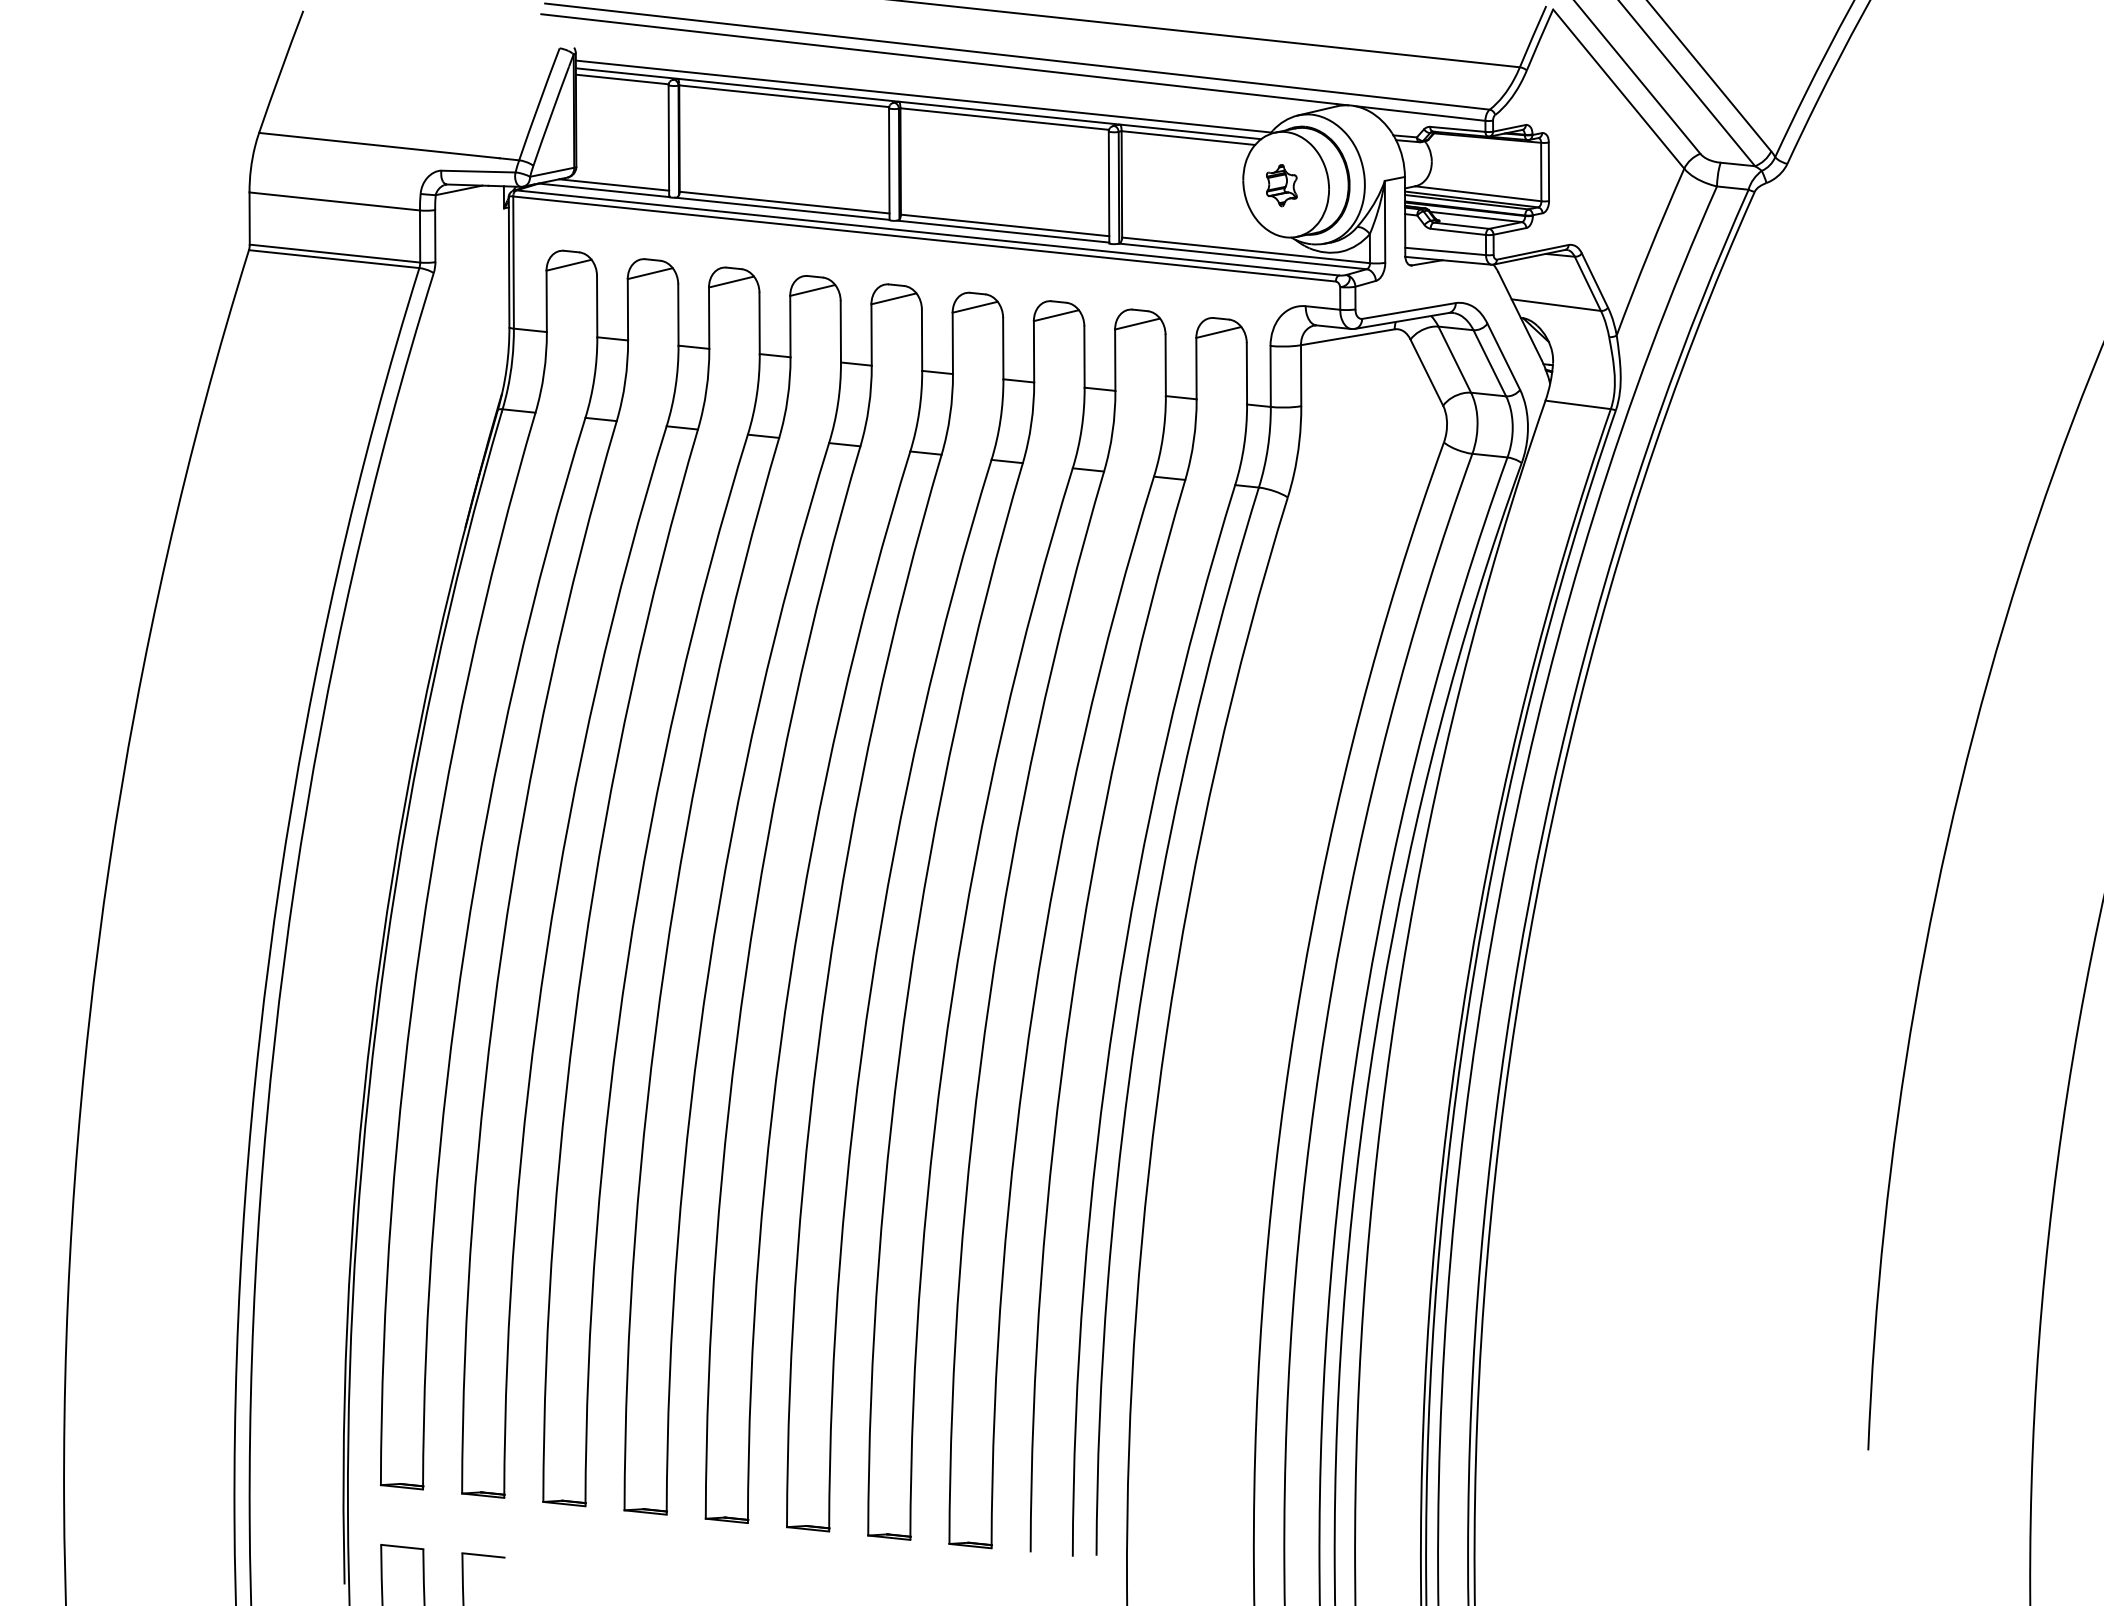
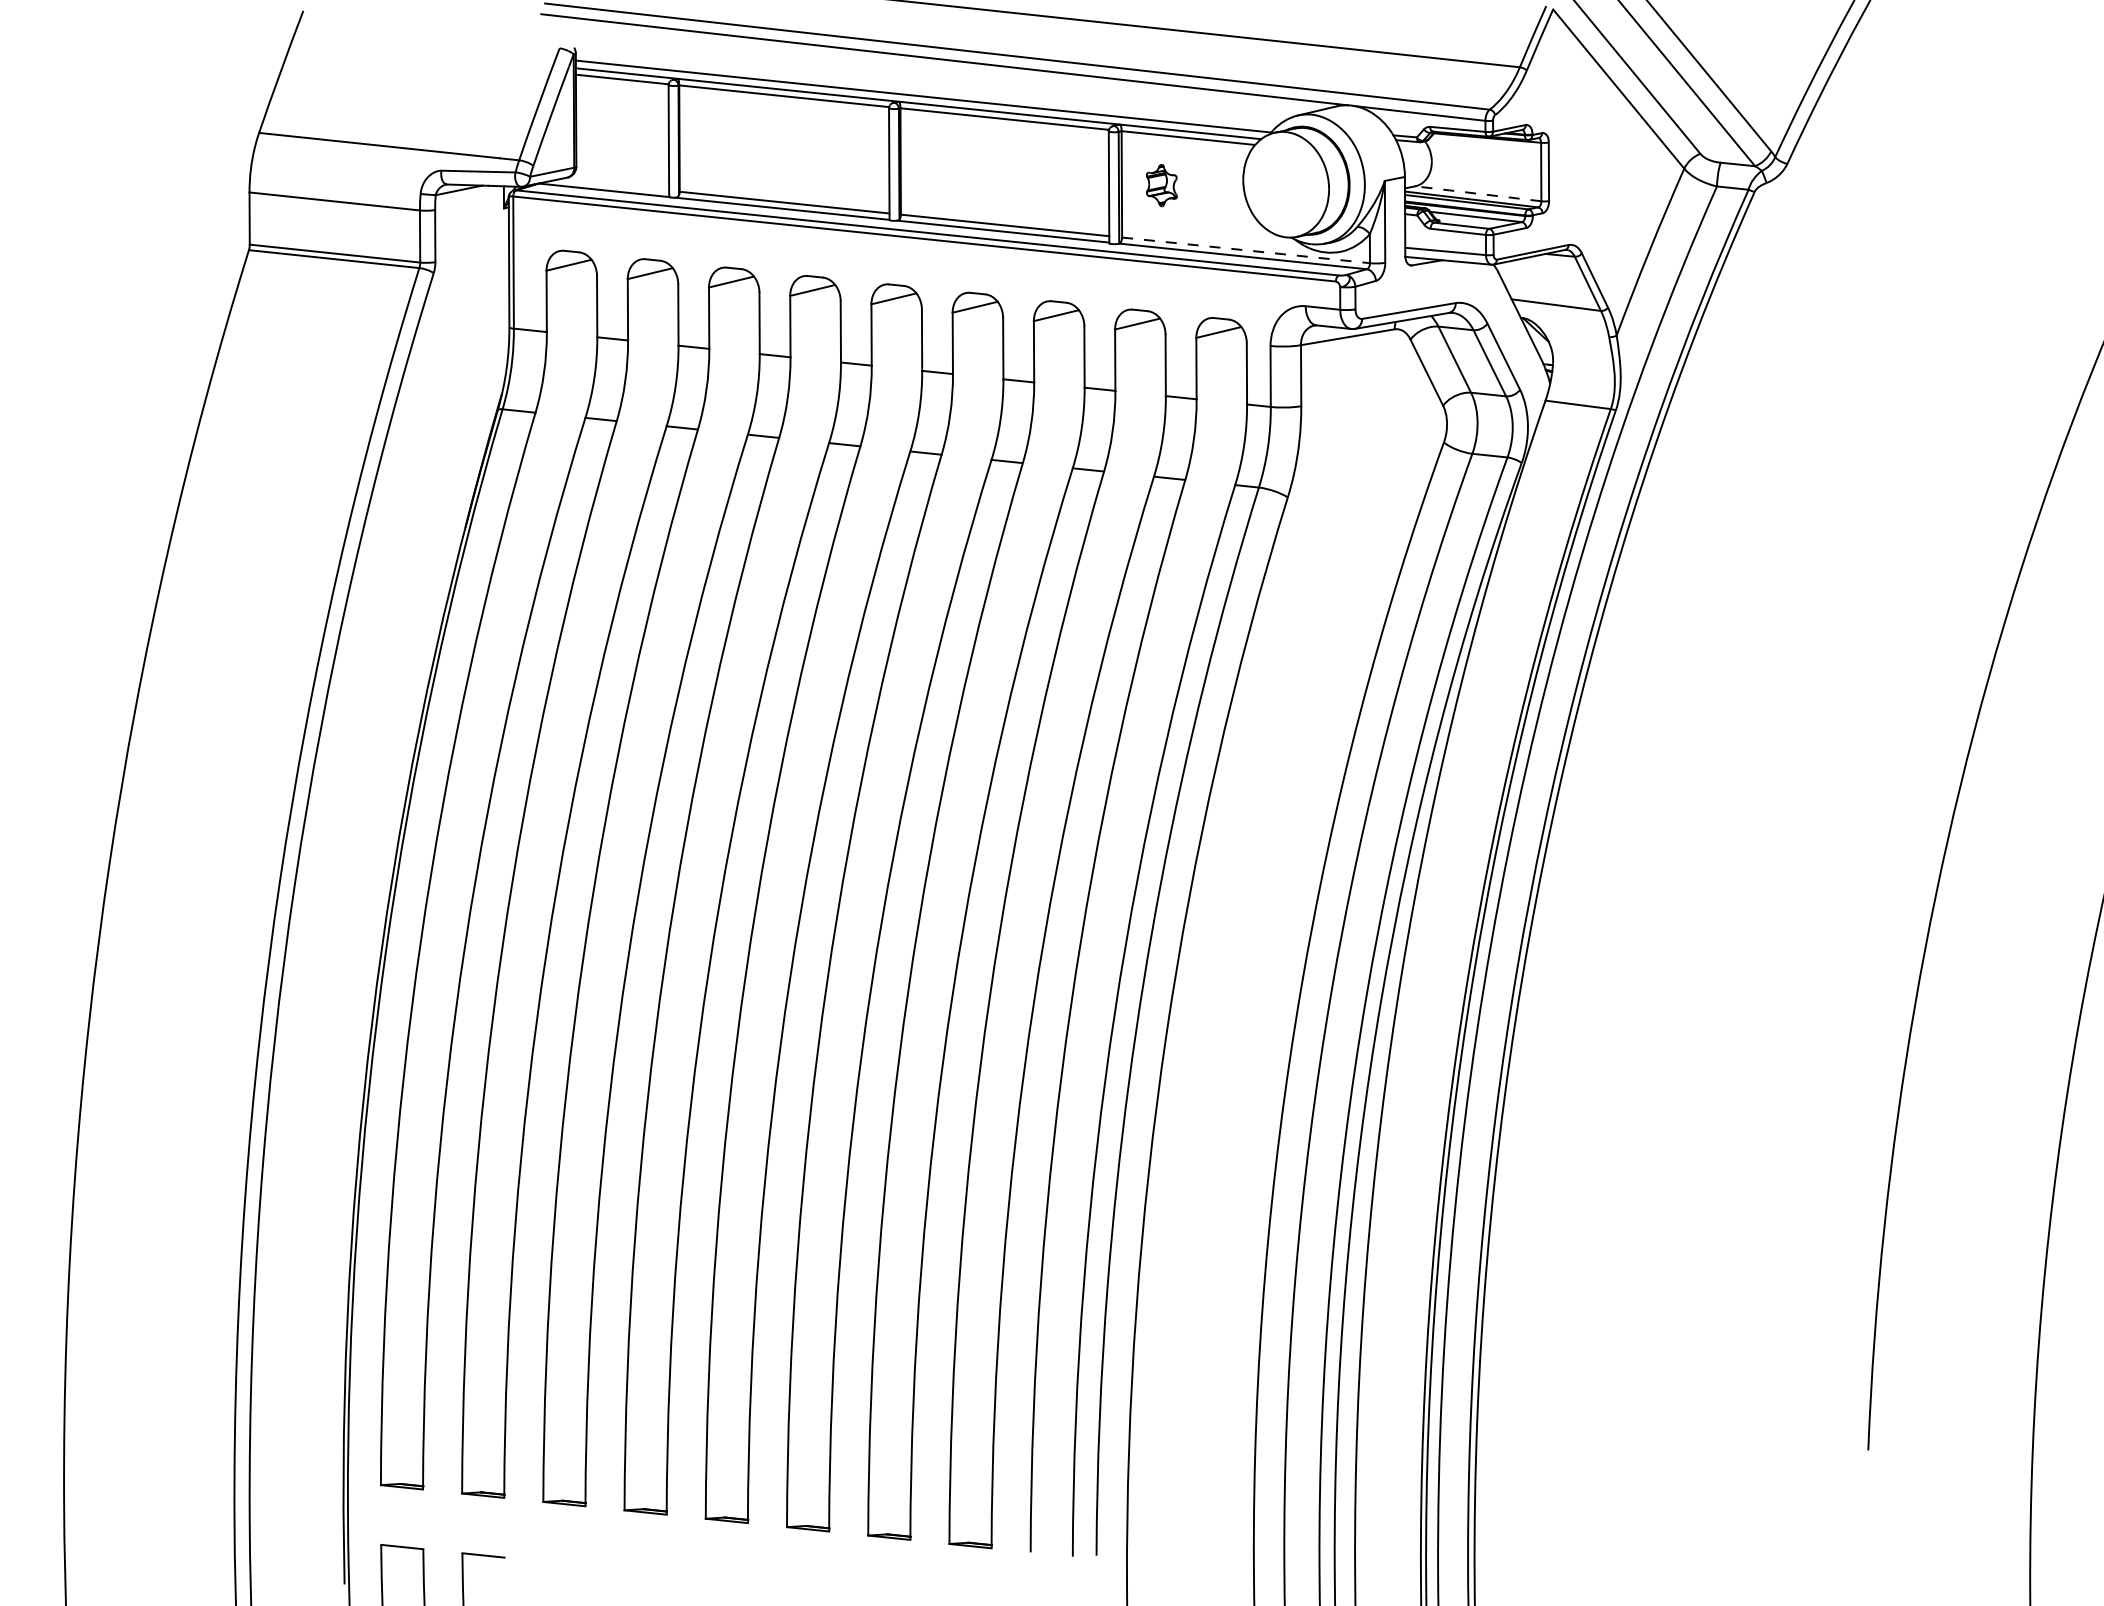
line: present -> none (614, 184)
part position: (1281, 185) -> (1161, 185) (1161, 185)
line: solid -> dashed (1478, 193)
line: solid -> dashed (1246, 250)
